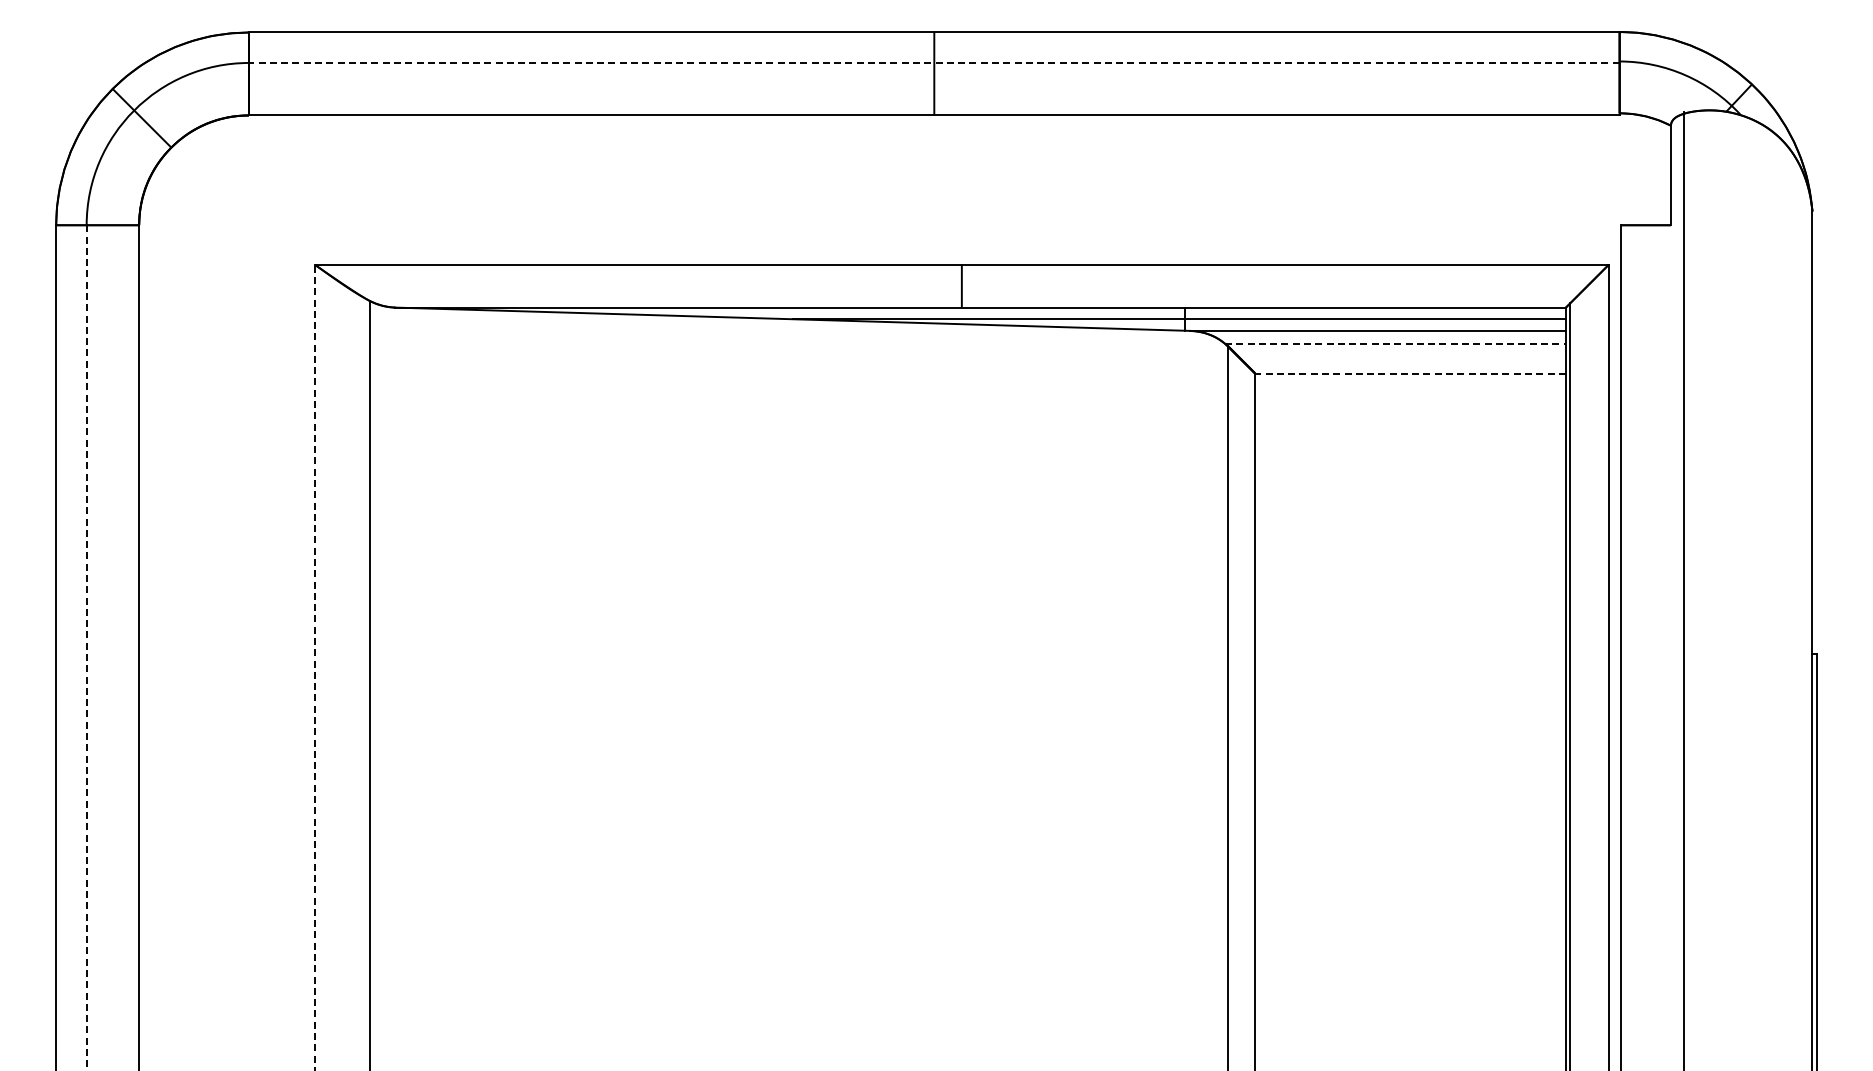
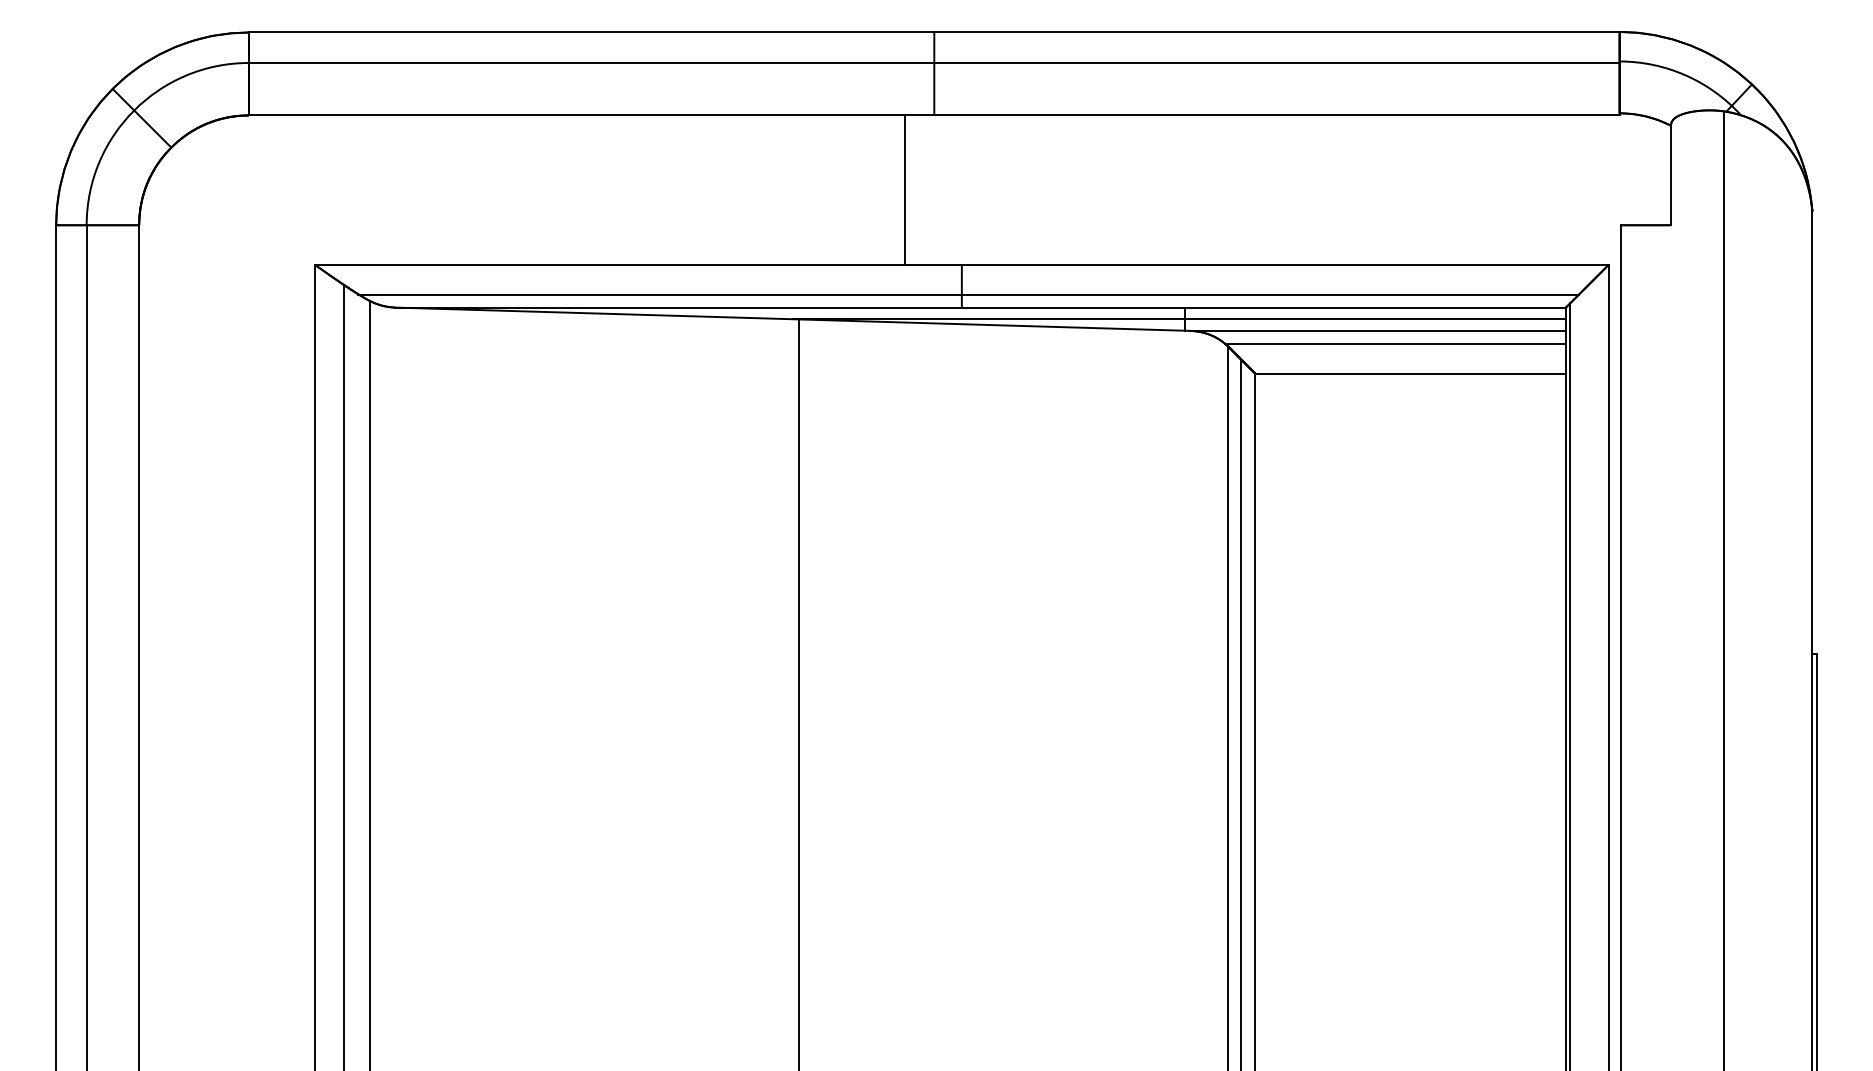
line: dashed -> solid (933, 62)
line: none -> present (905, 189)
line: none -> present (968, 294)
line: dashed -> solid (1395, 343)
line: dashed -> solid (1410, 373)
line position: (1683, 589) -> (1723, 589) (1723, 589)
line: dashed -> solid (86, 648)
line: dashed -> solid (314, 667)
line: none -> present (344, 675)
line: none -> present (798, 693)
line: none -> present (1240, 713)
